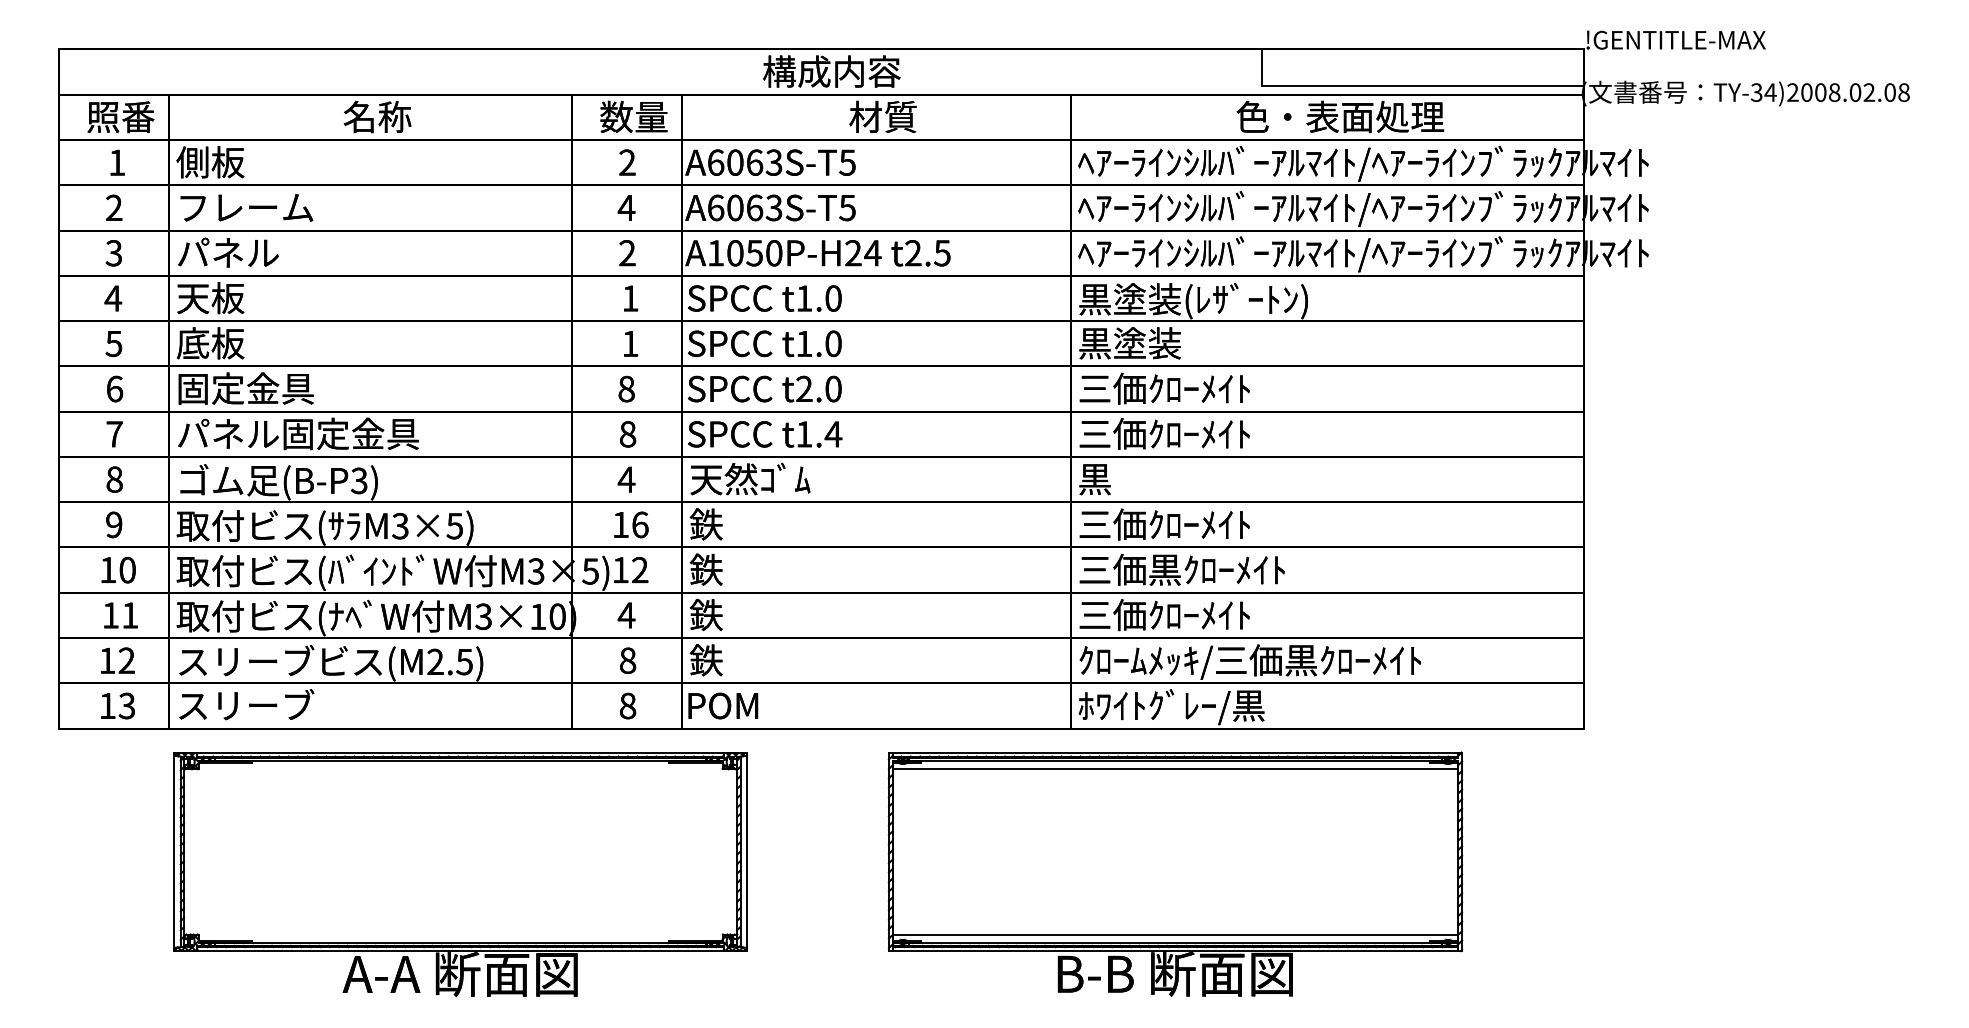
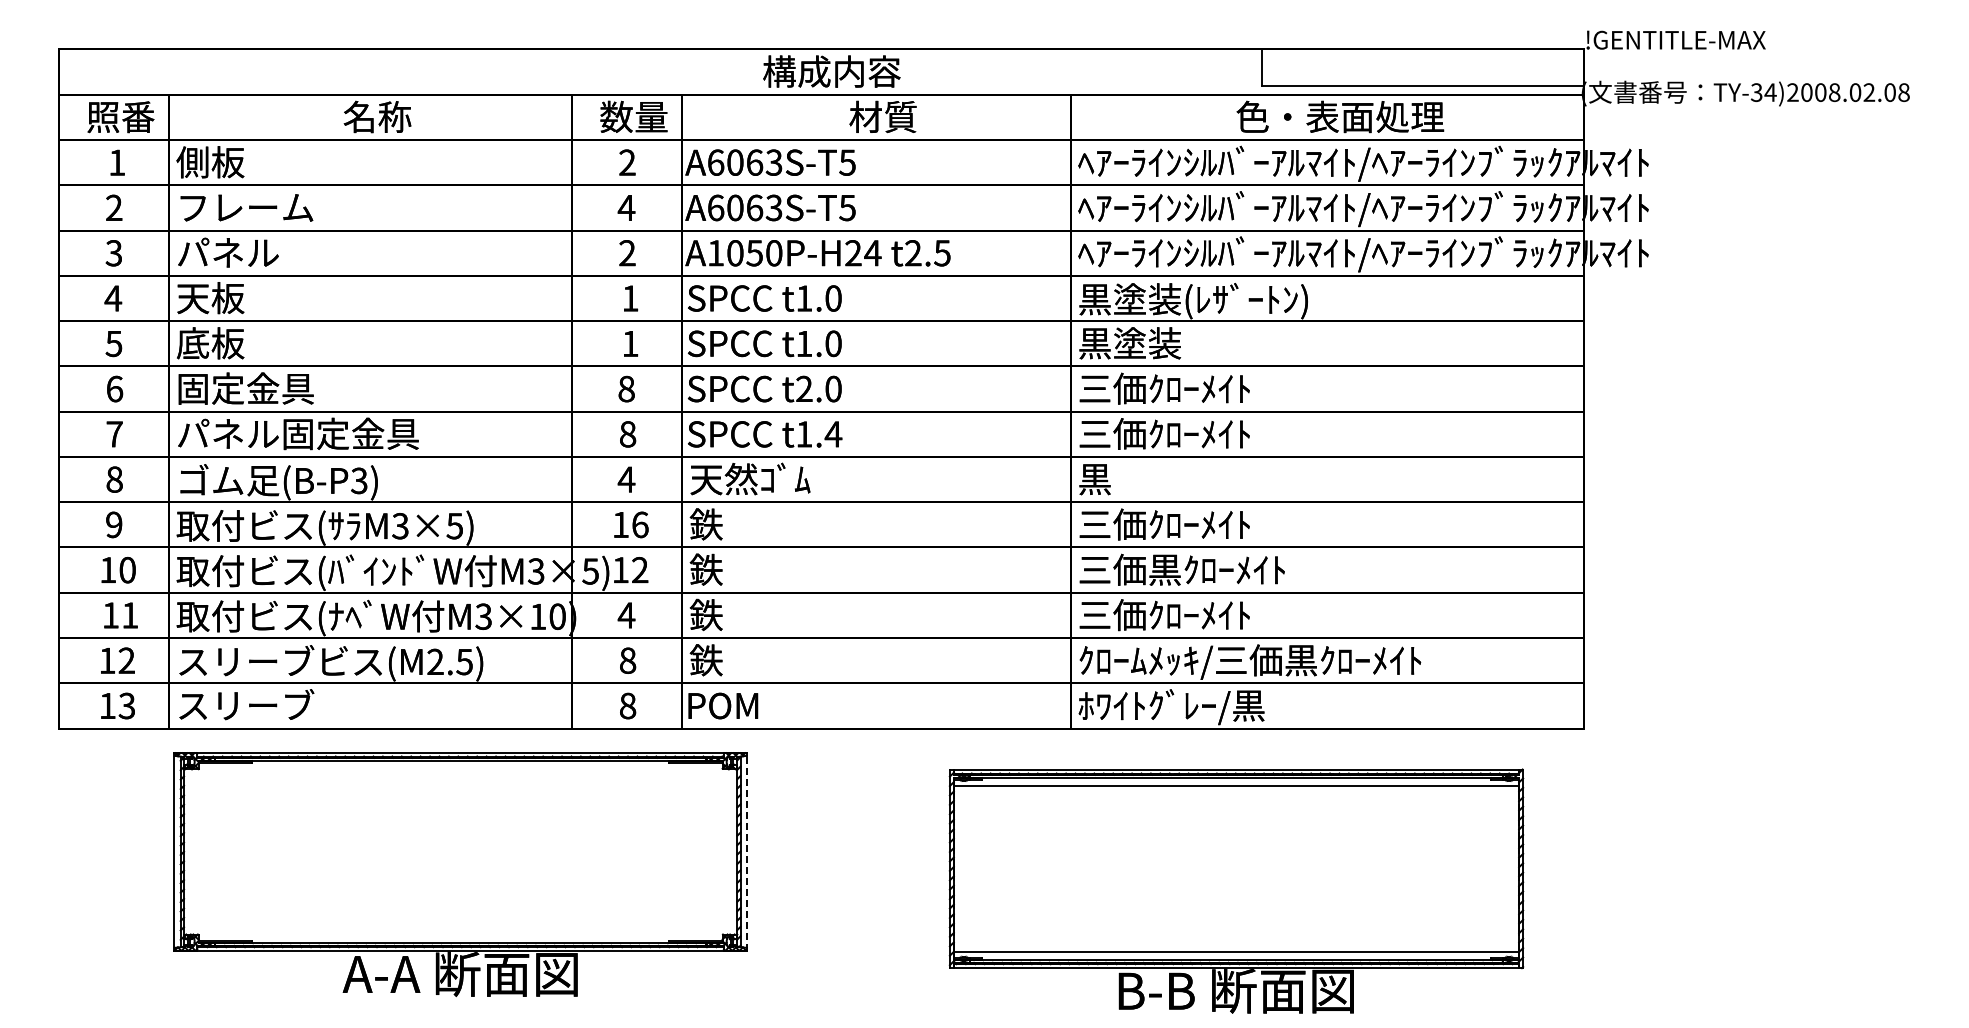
line: solid -> dashed (747, 851)
part position: (1175, 873) -> (1236, 890) (1236, 890)
